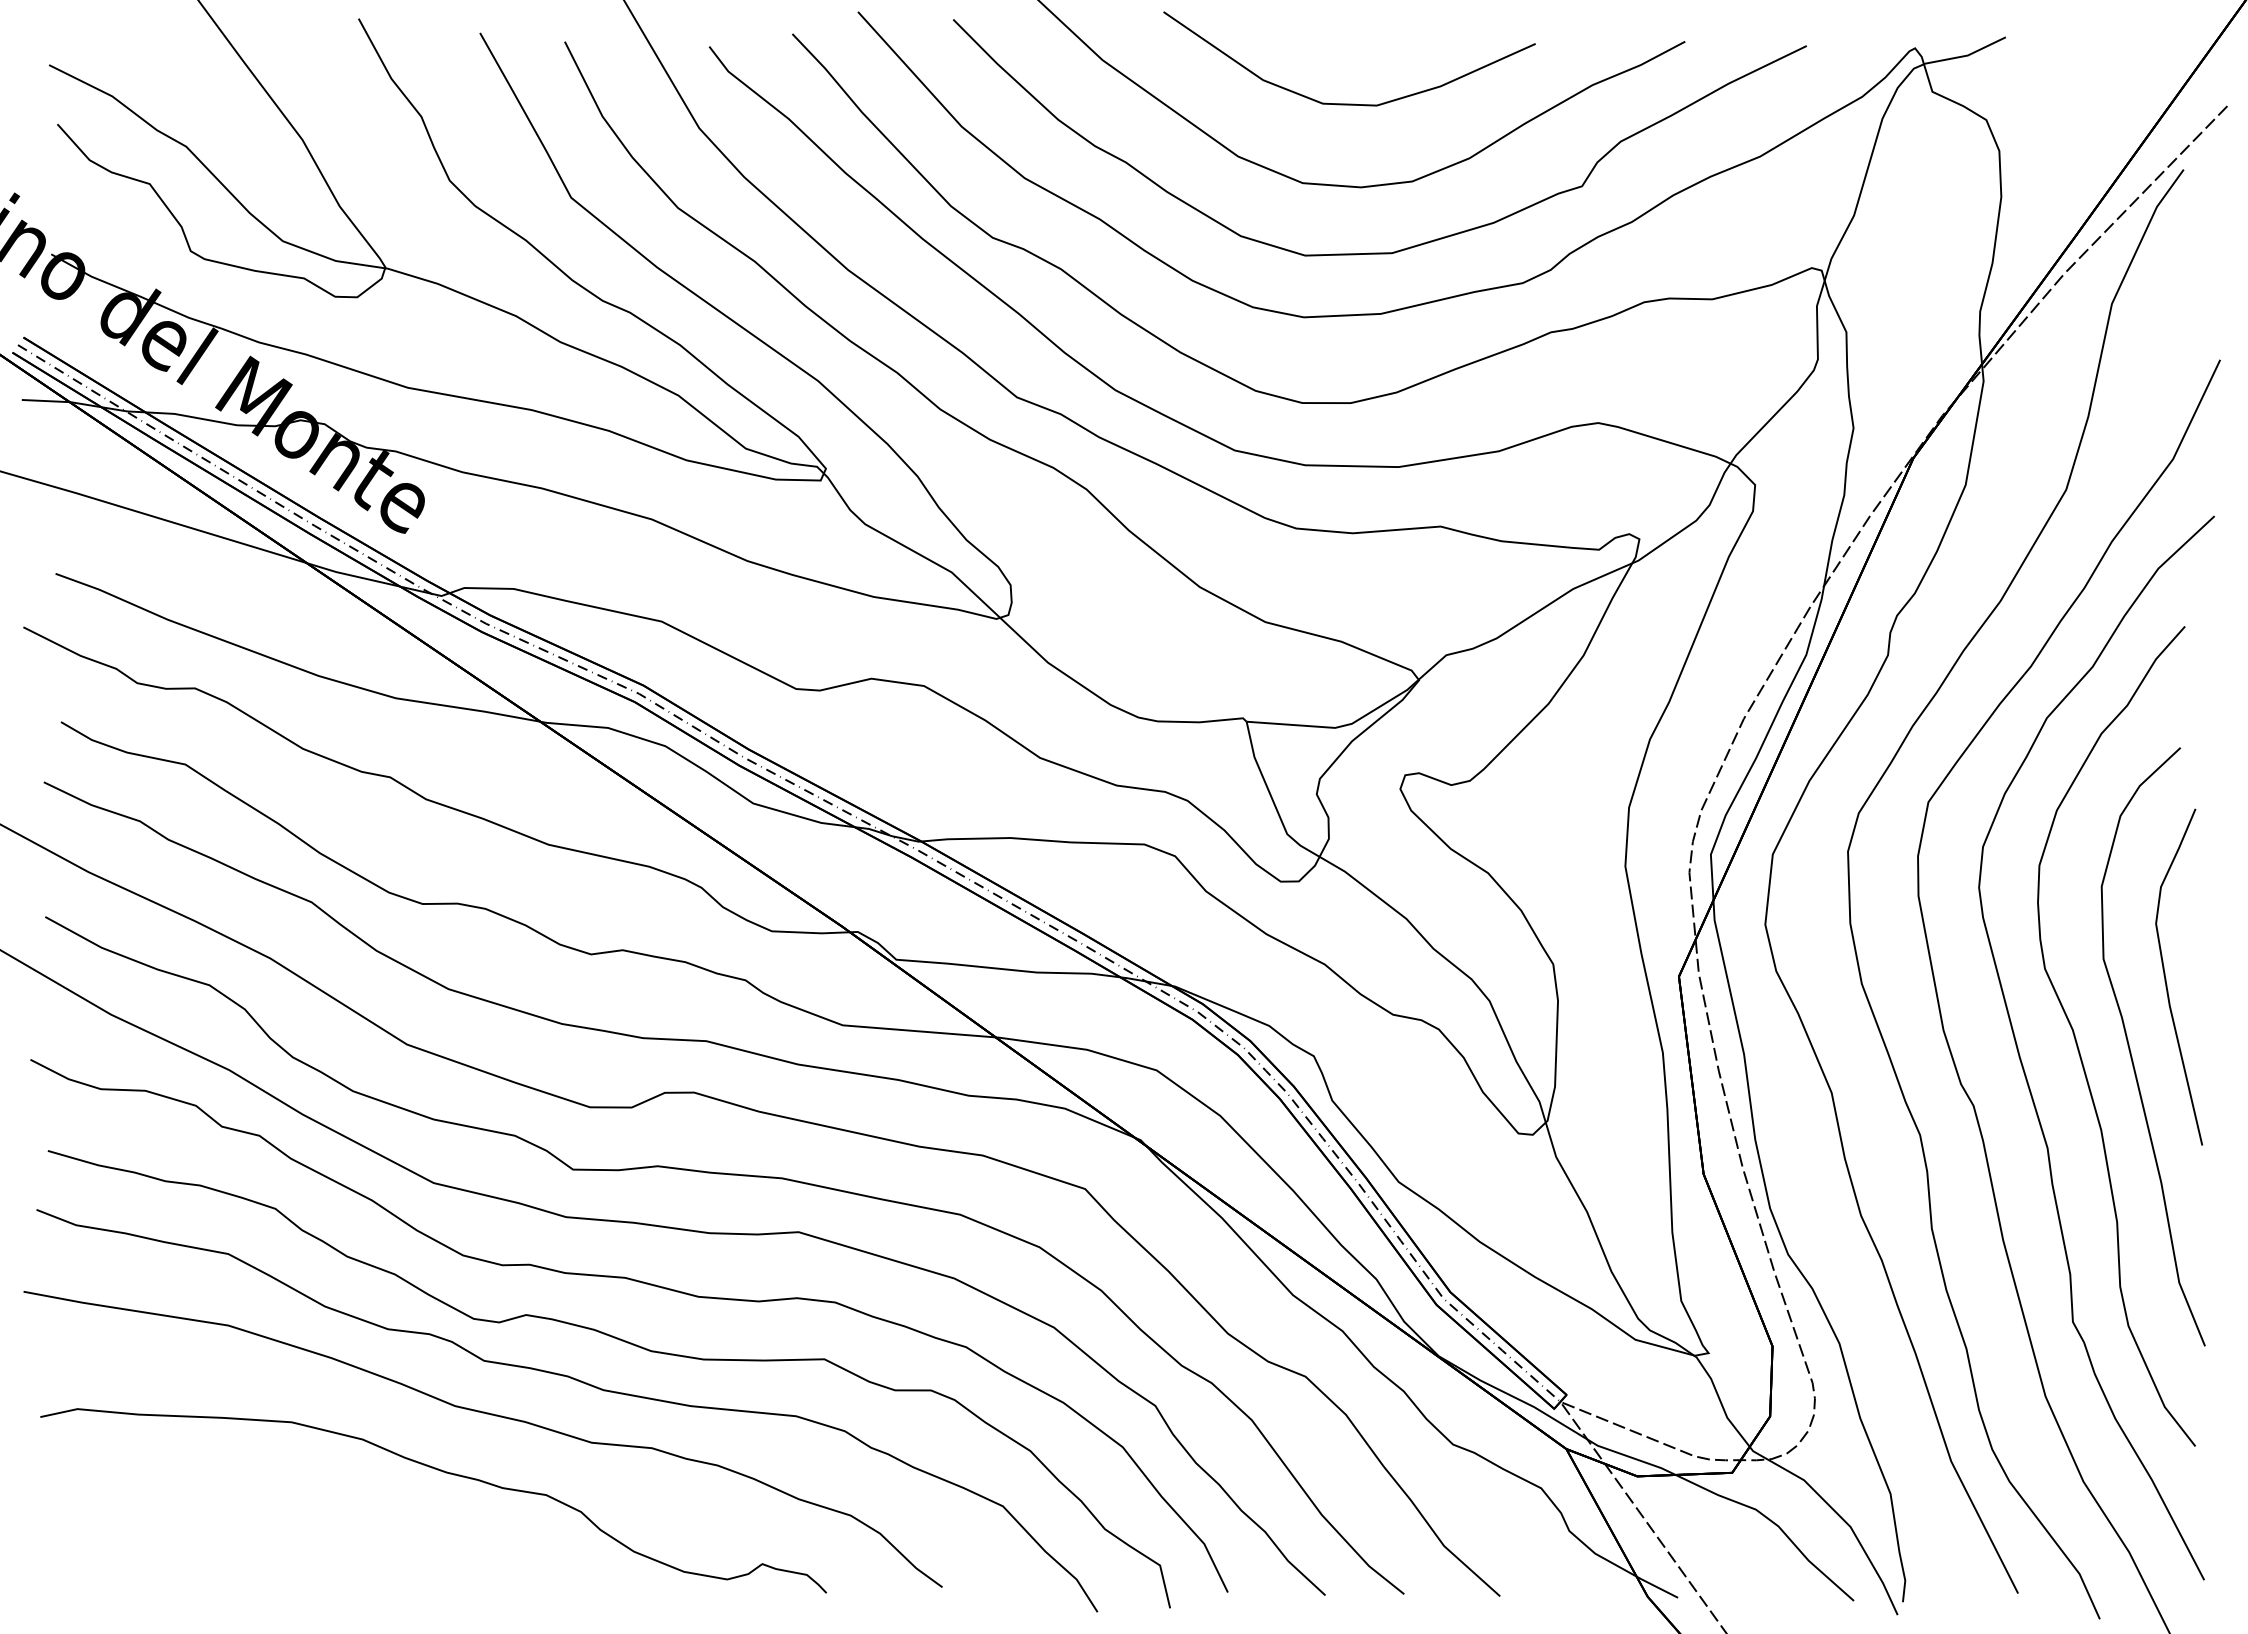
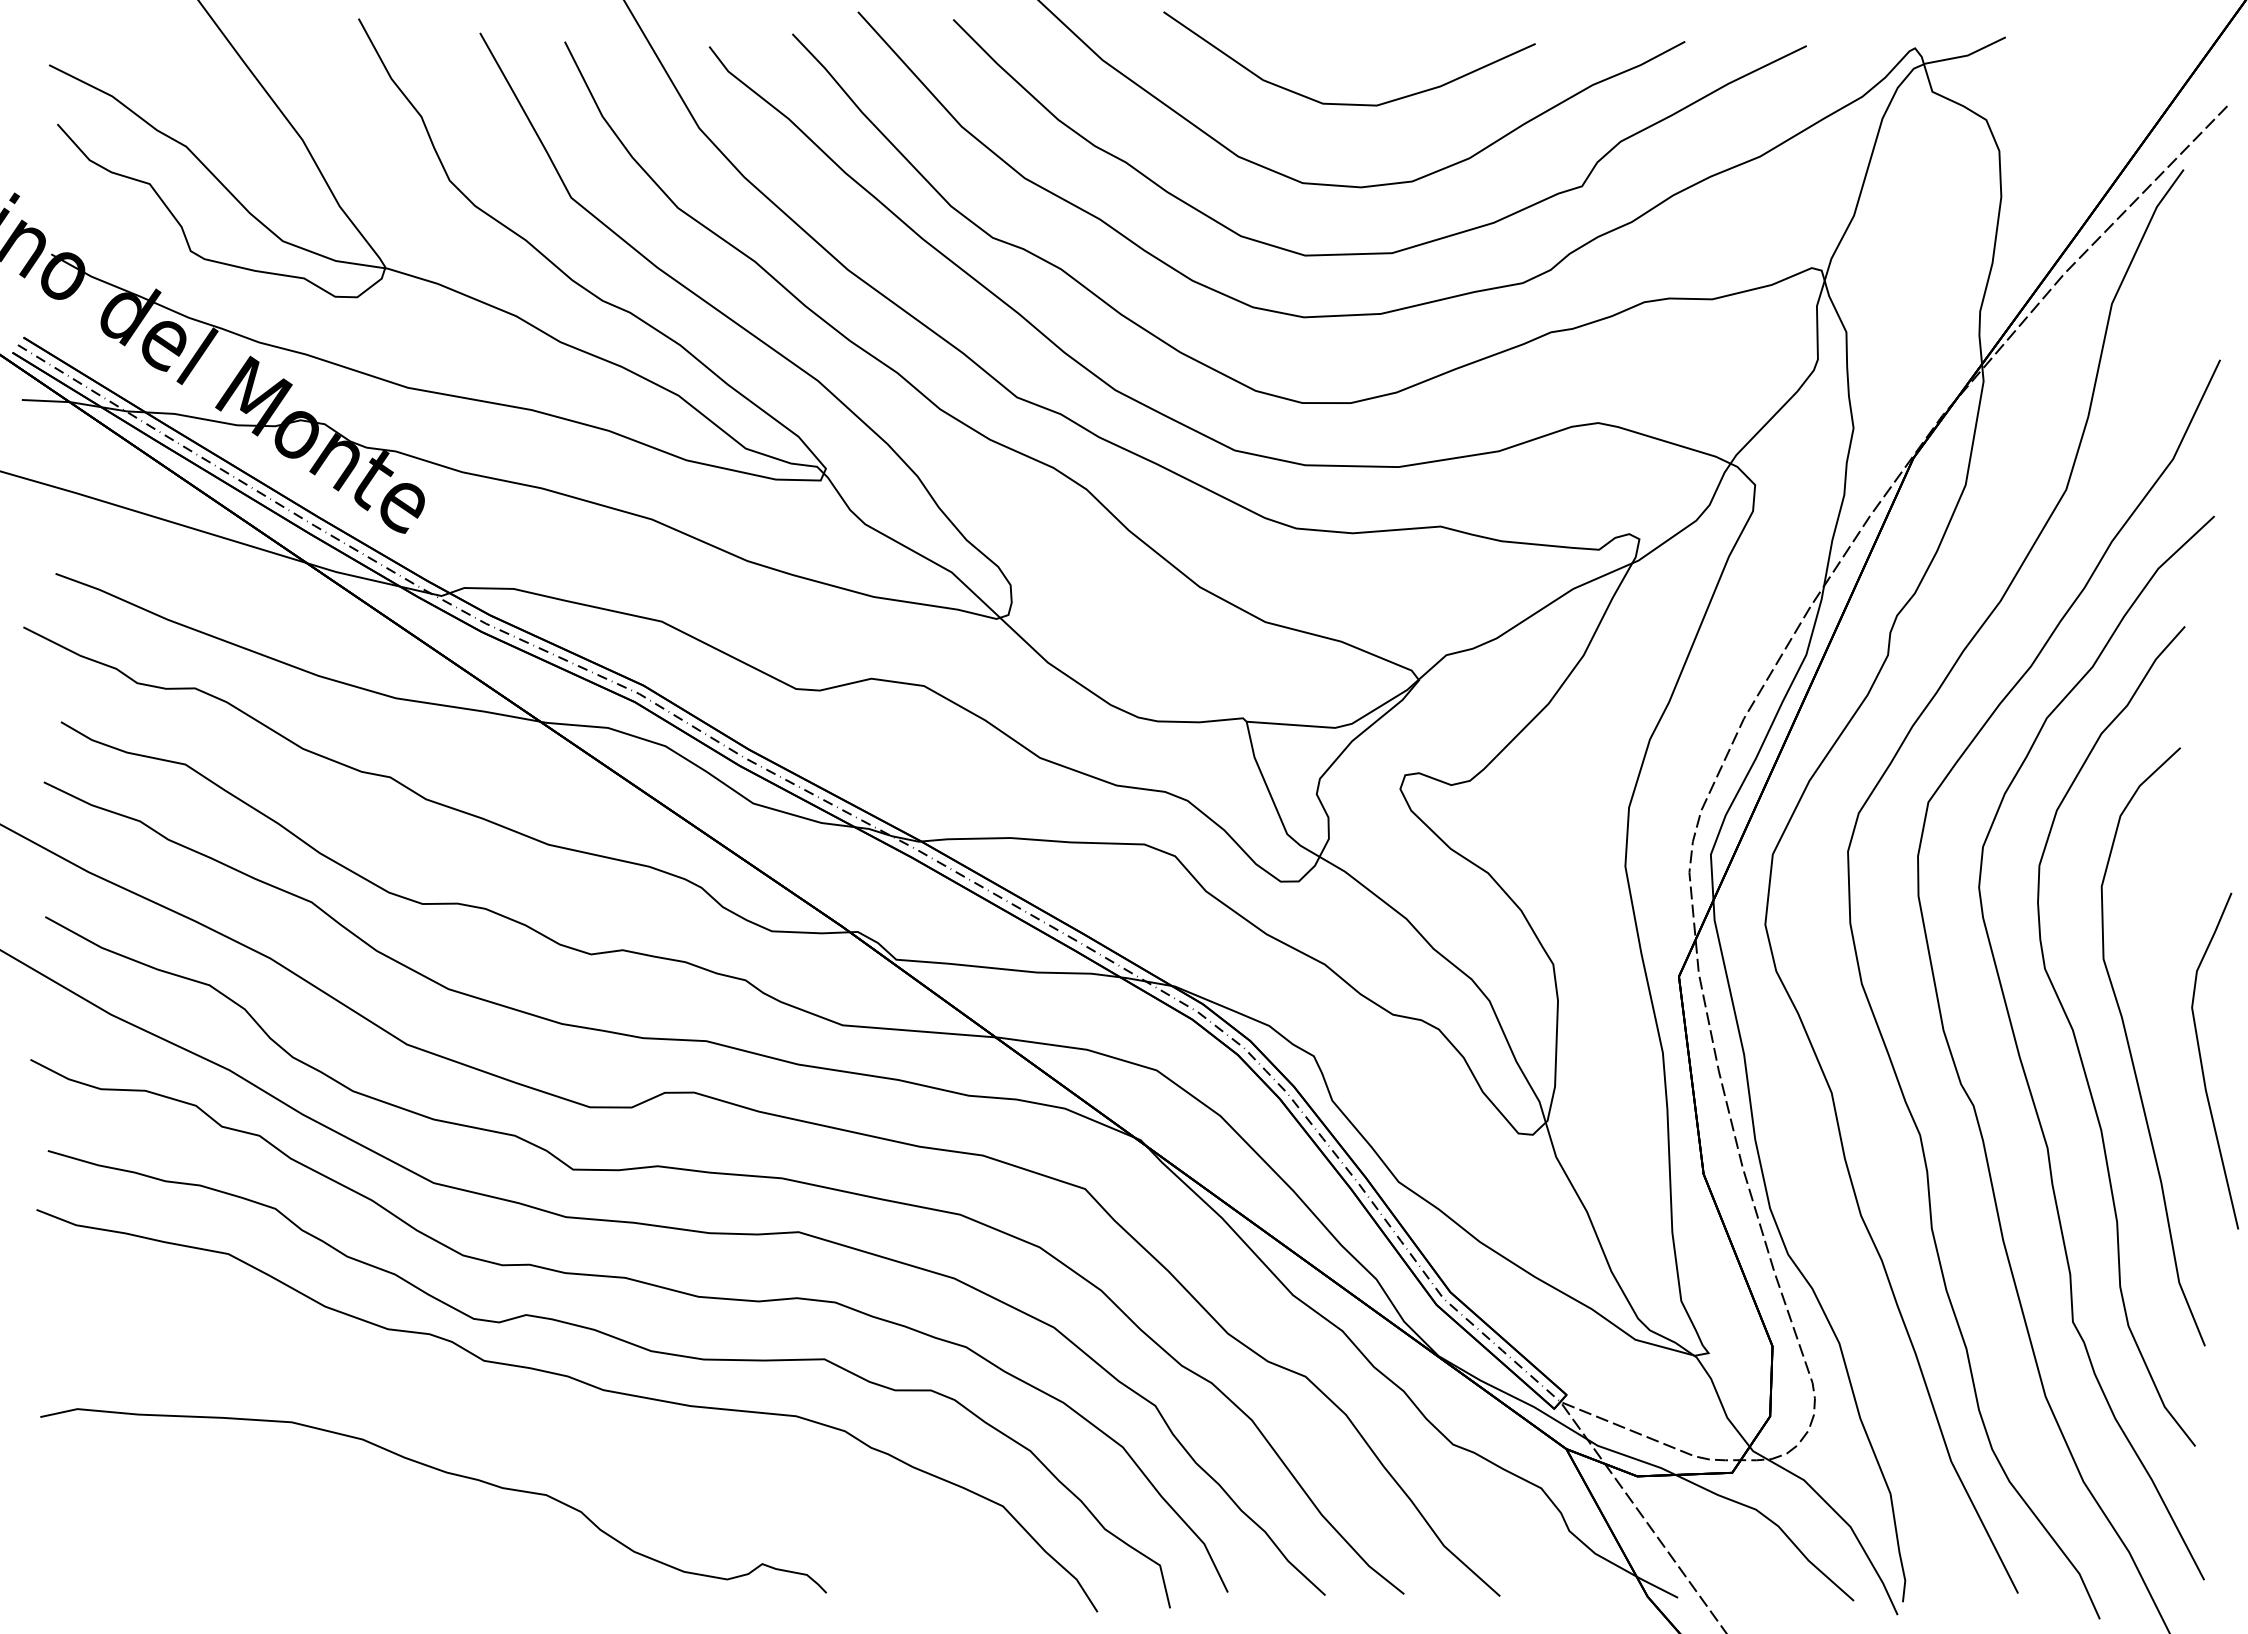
curve position: (2166, 978) -> (2202, 1062) (2202, 1062)
curve: present -> none (486, 1414)
